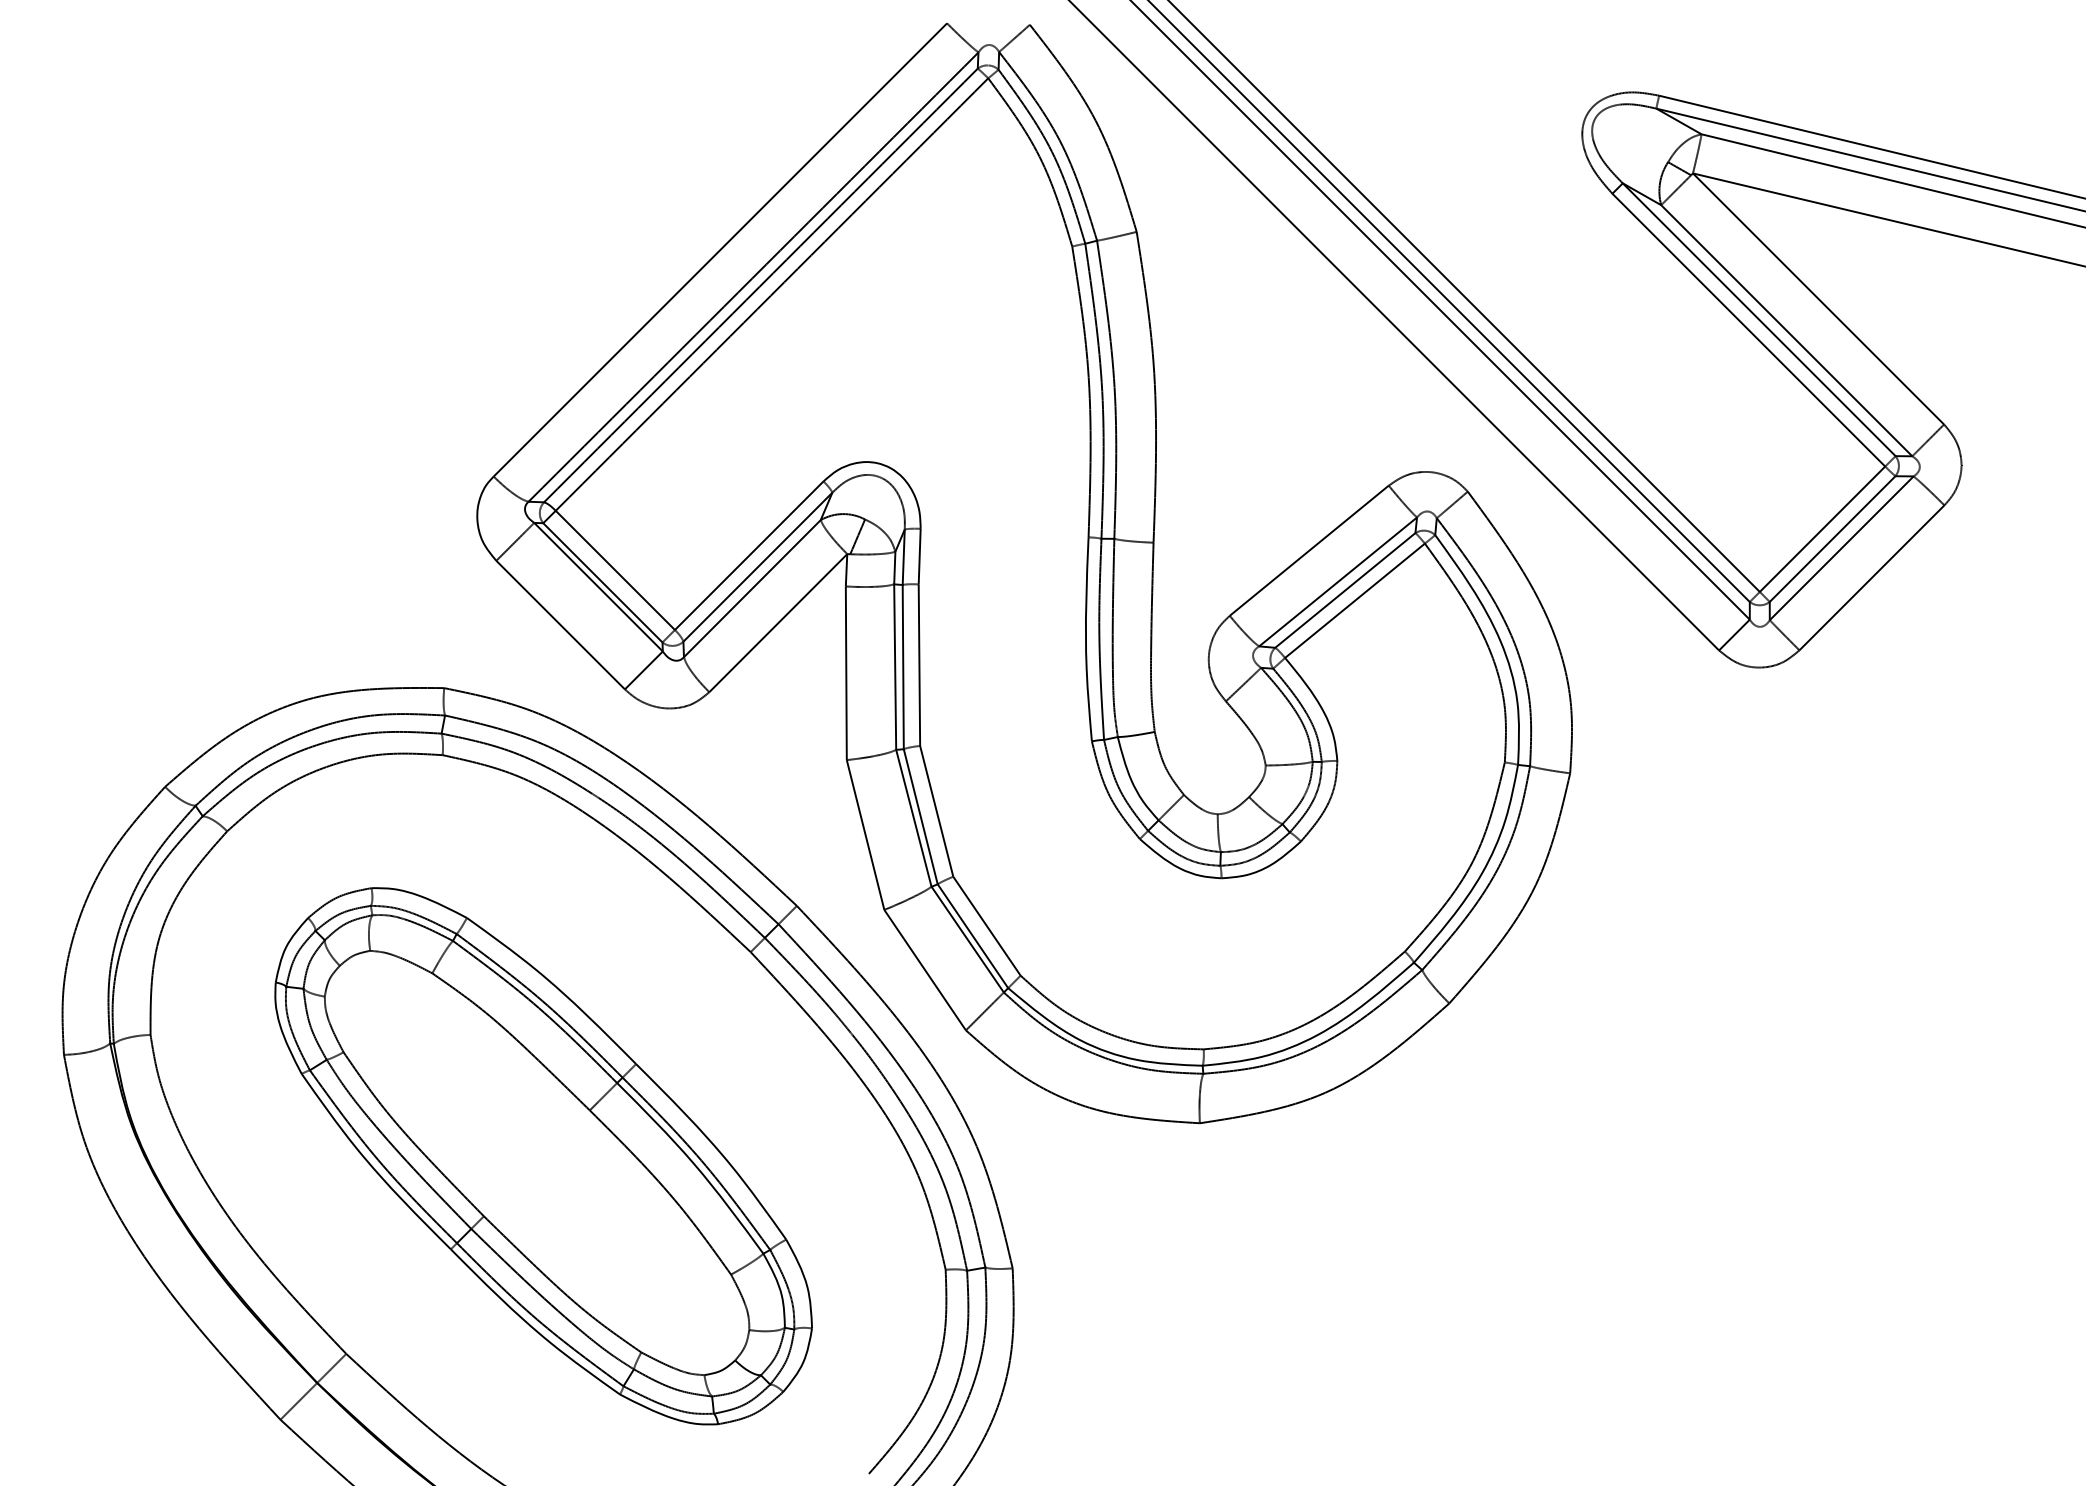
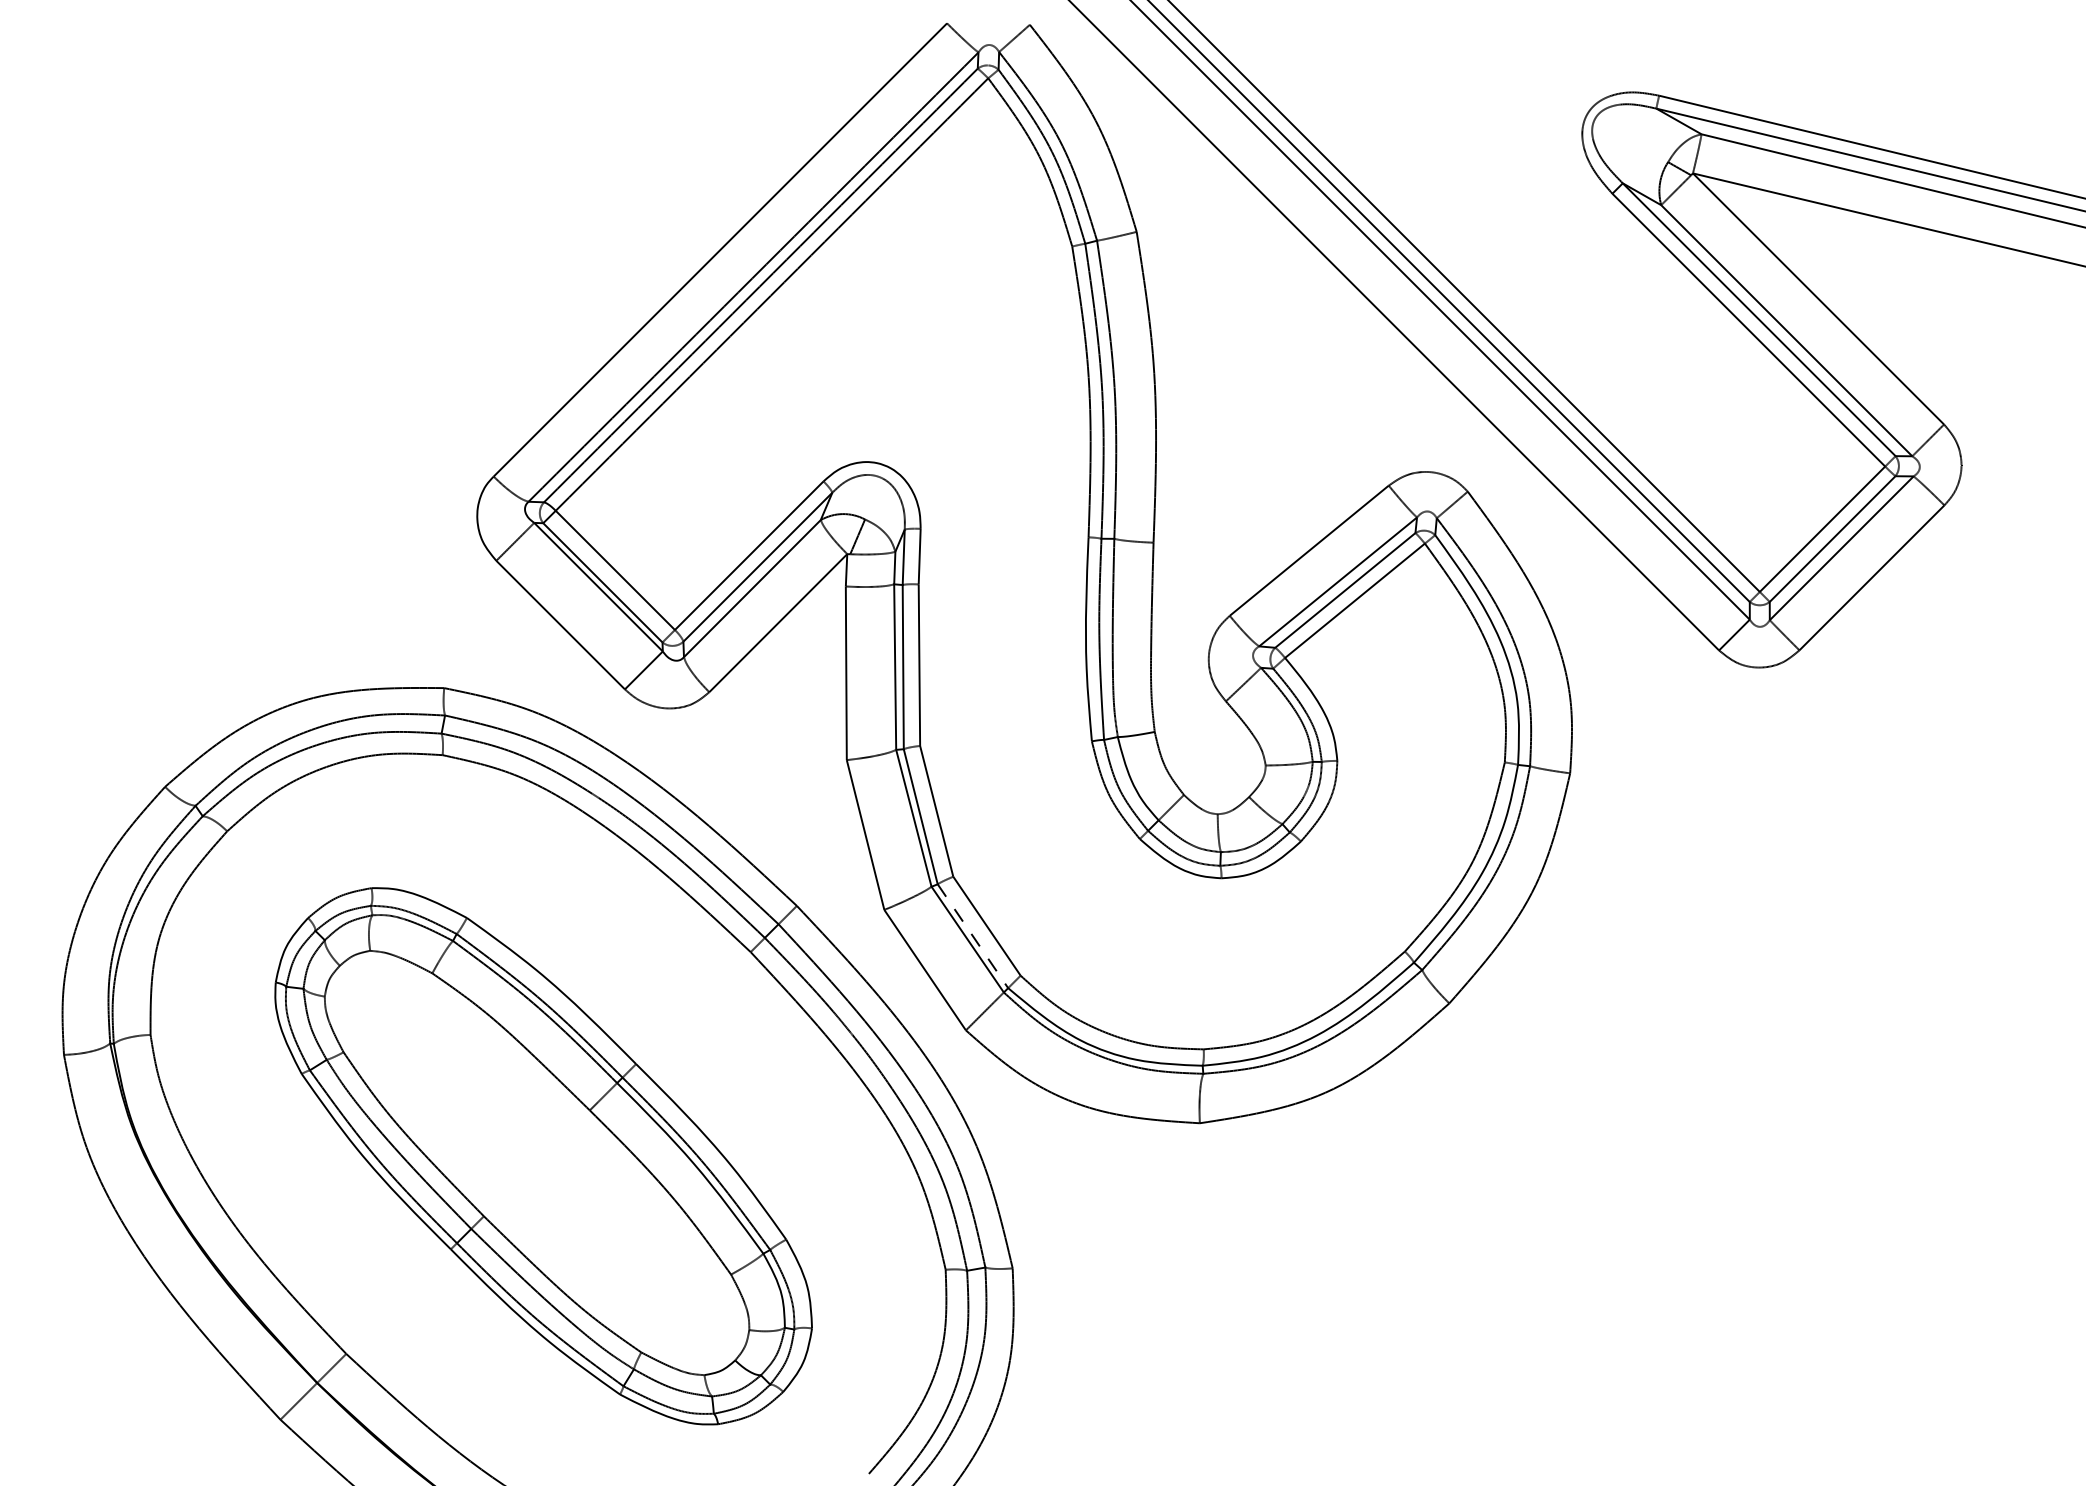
line: solid -> dashed (972, 936)
